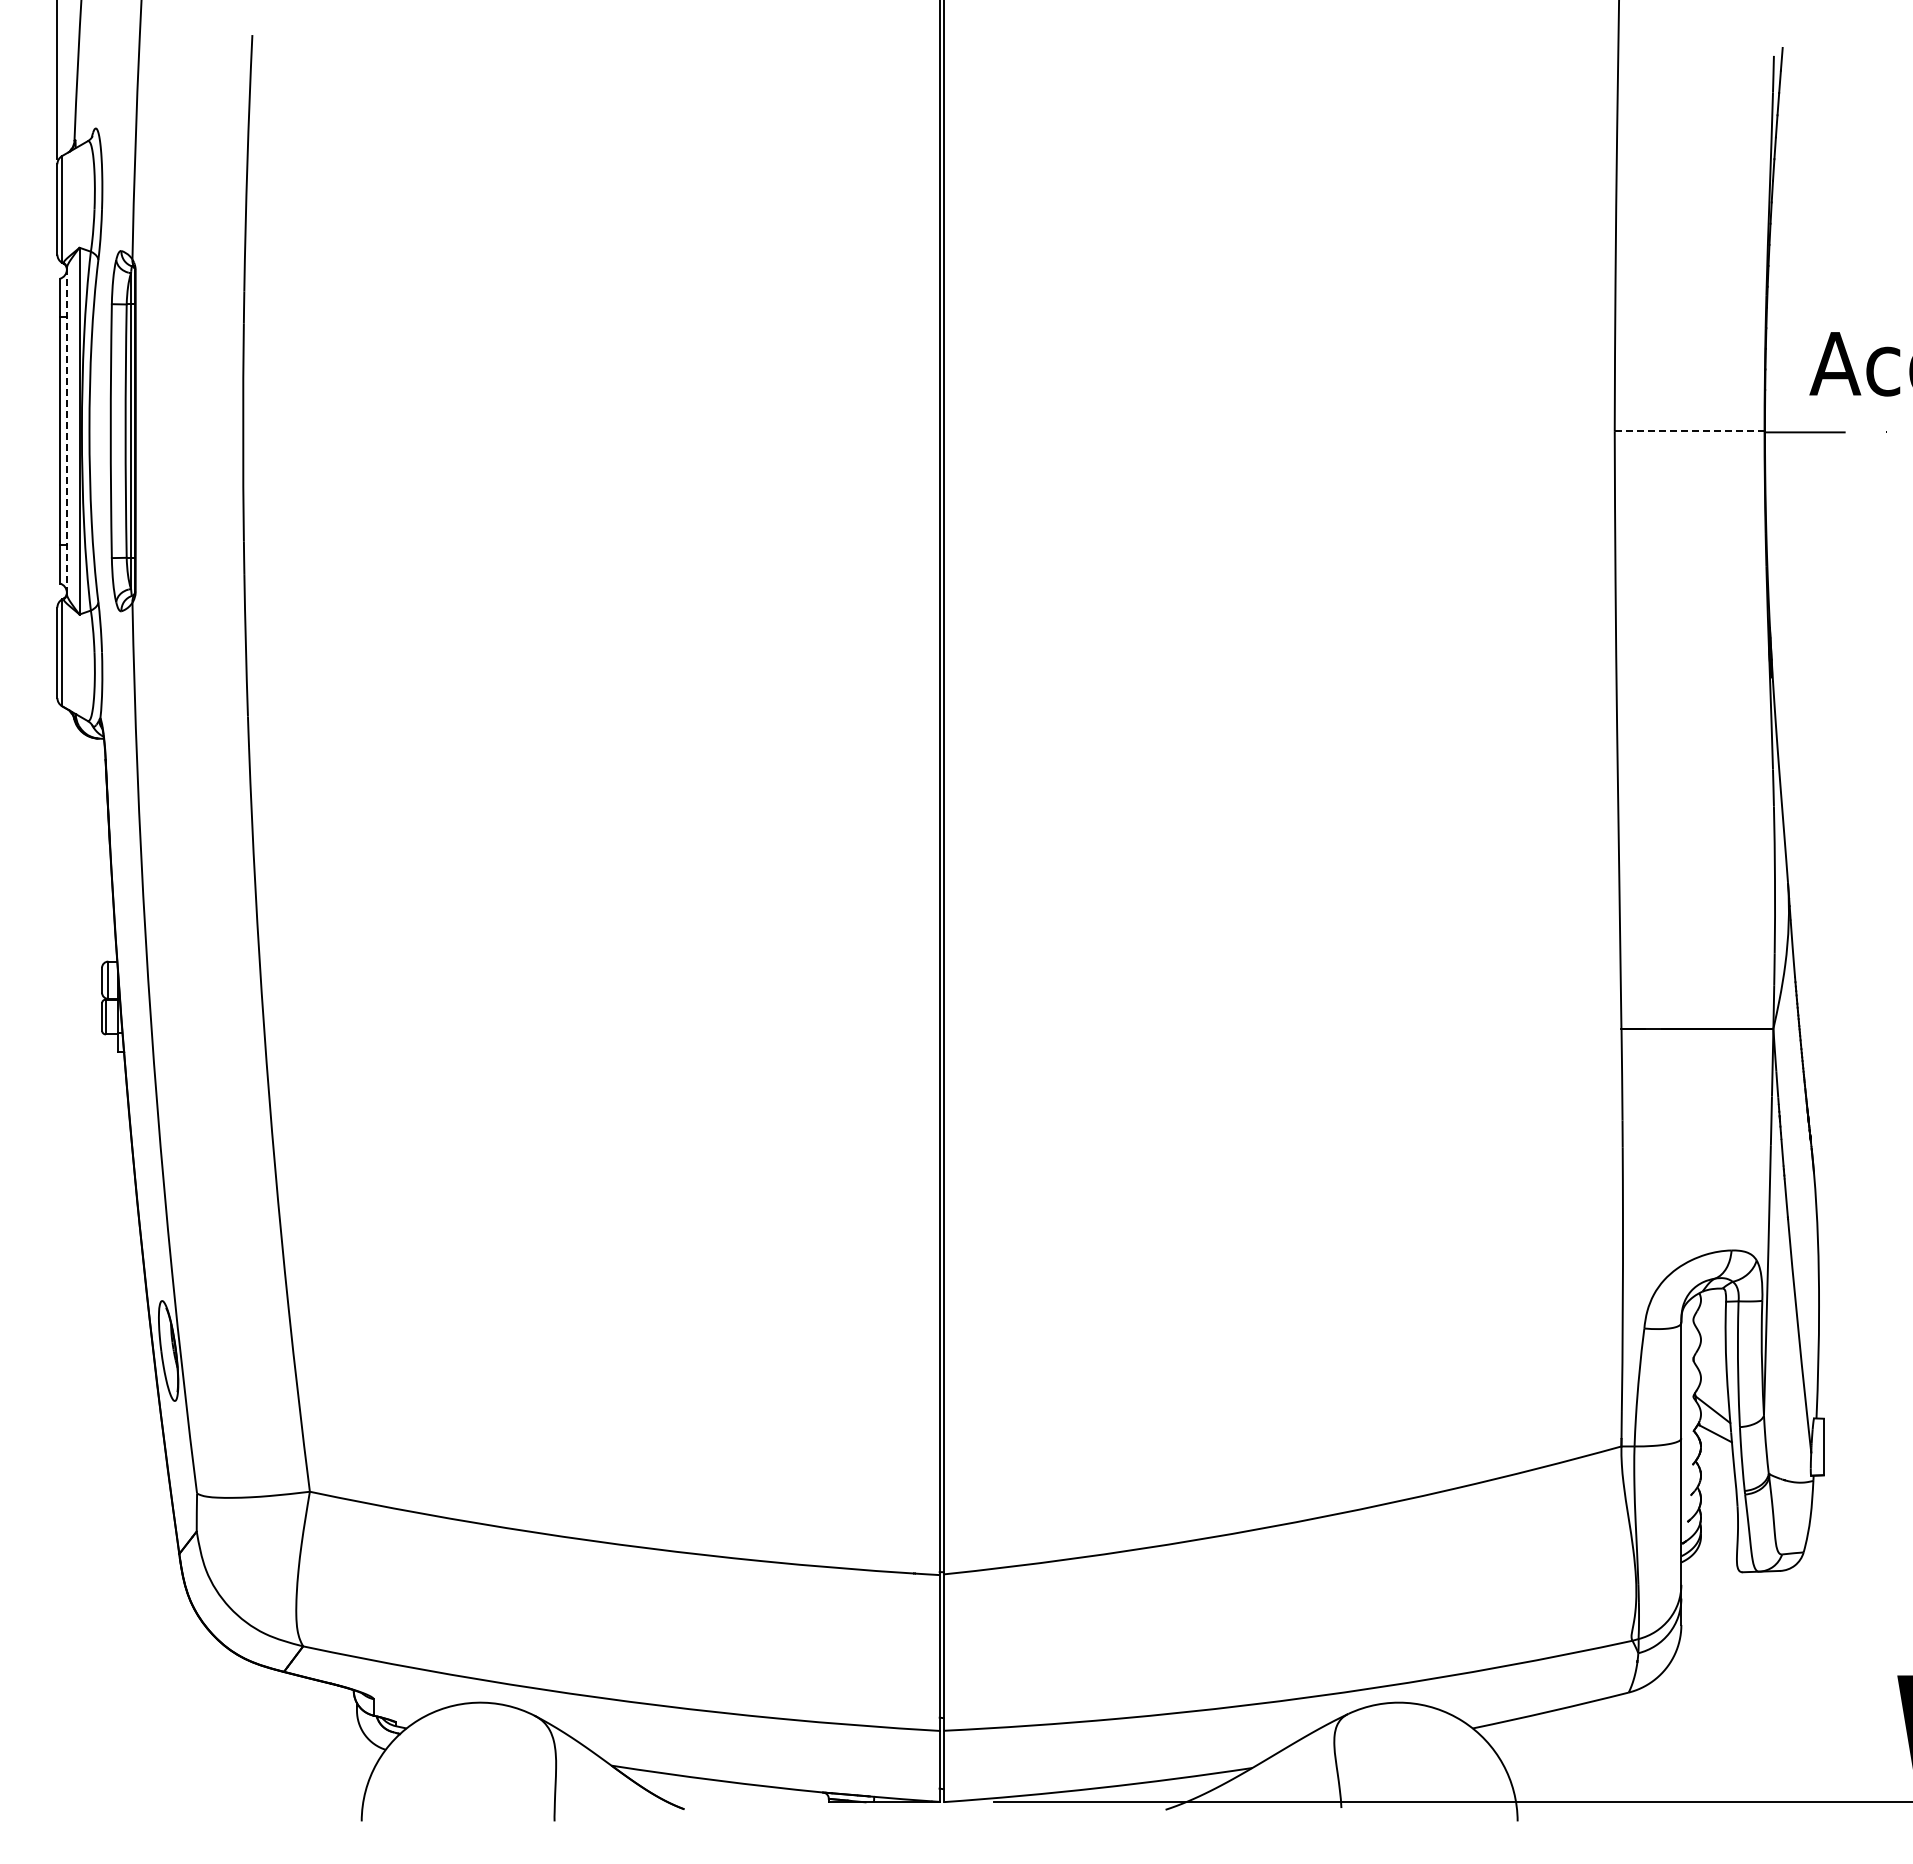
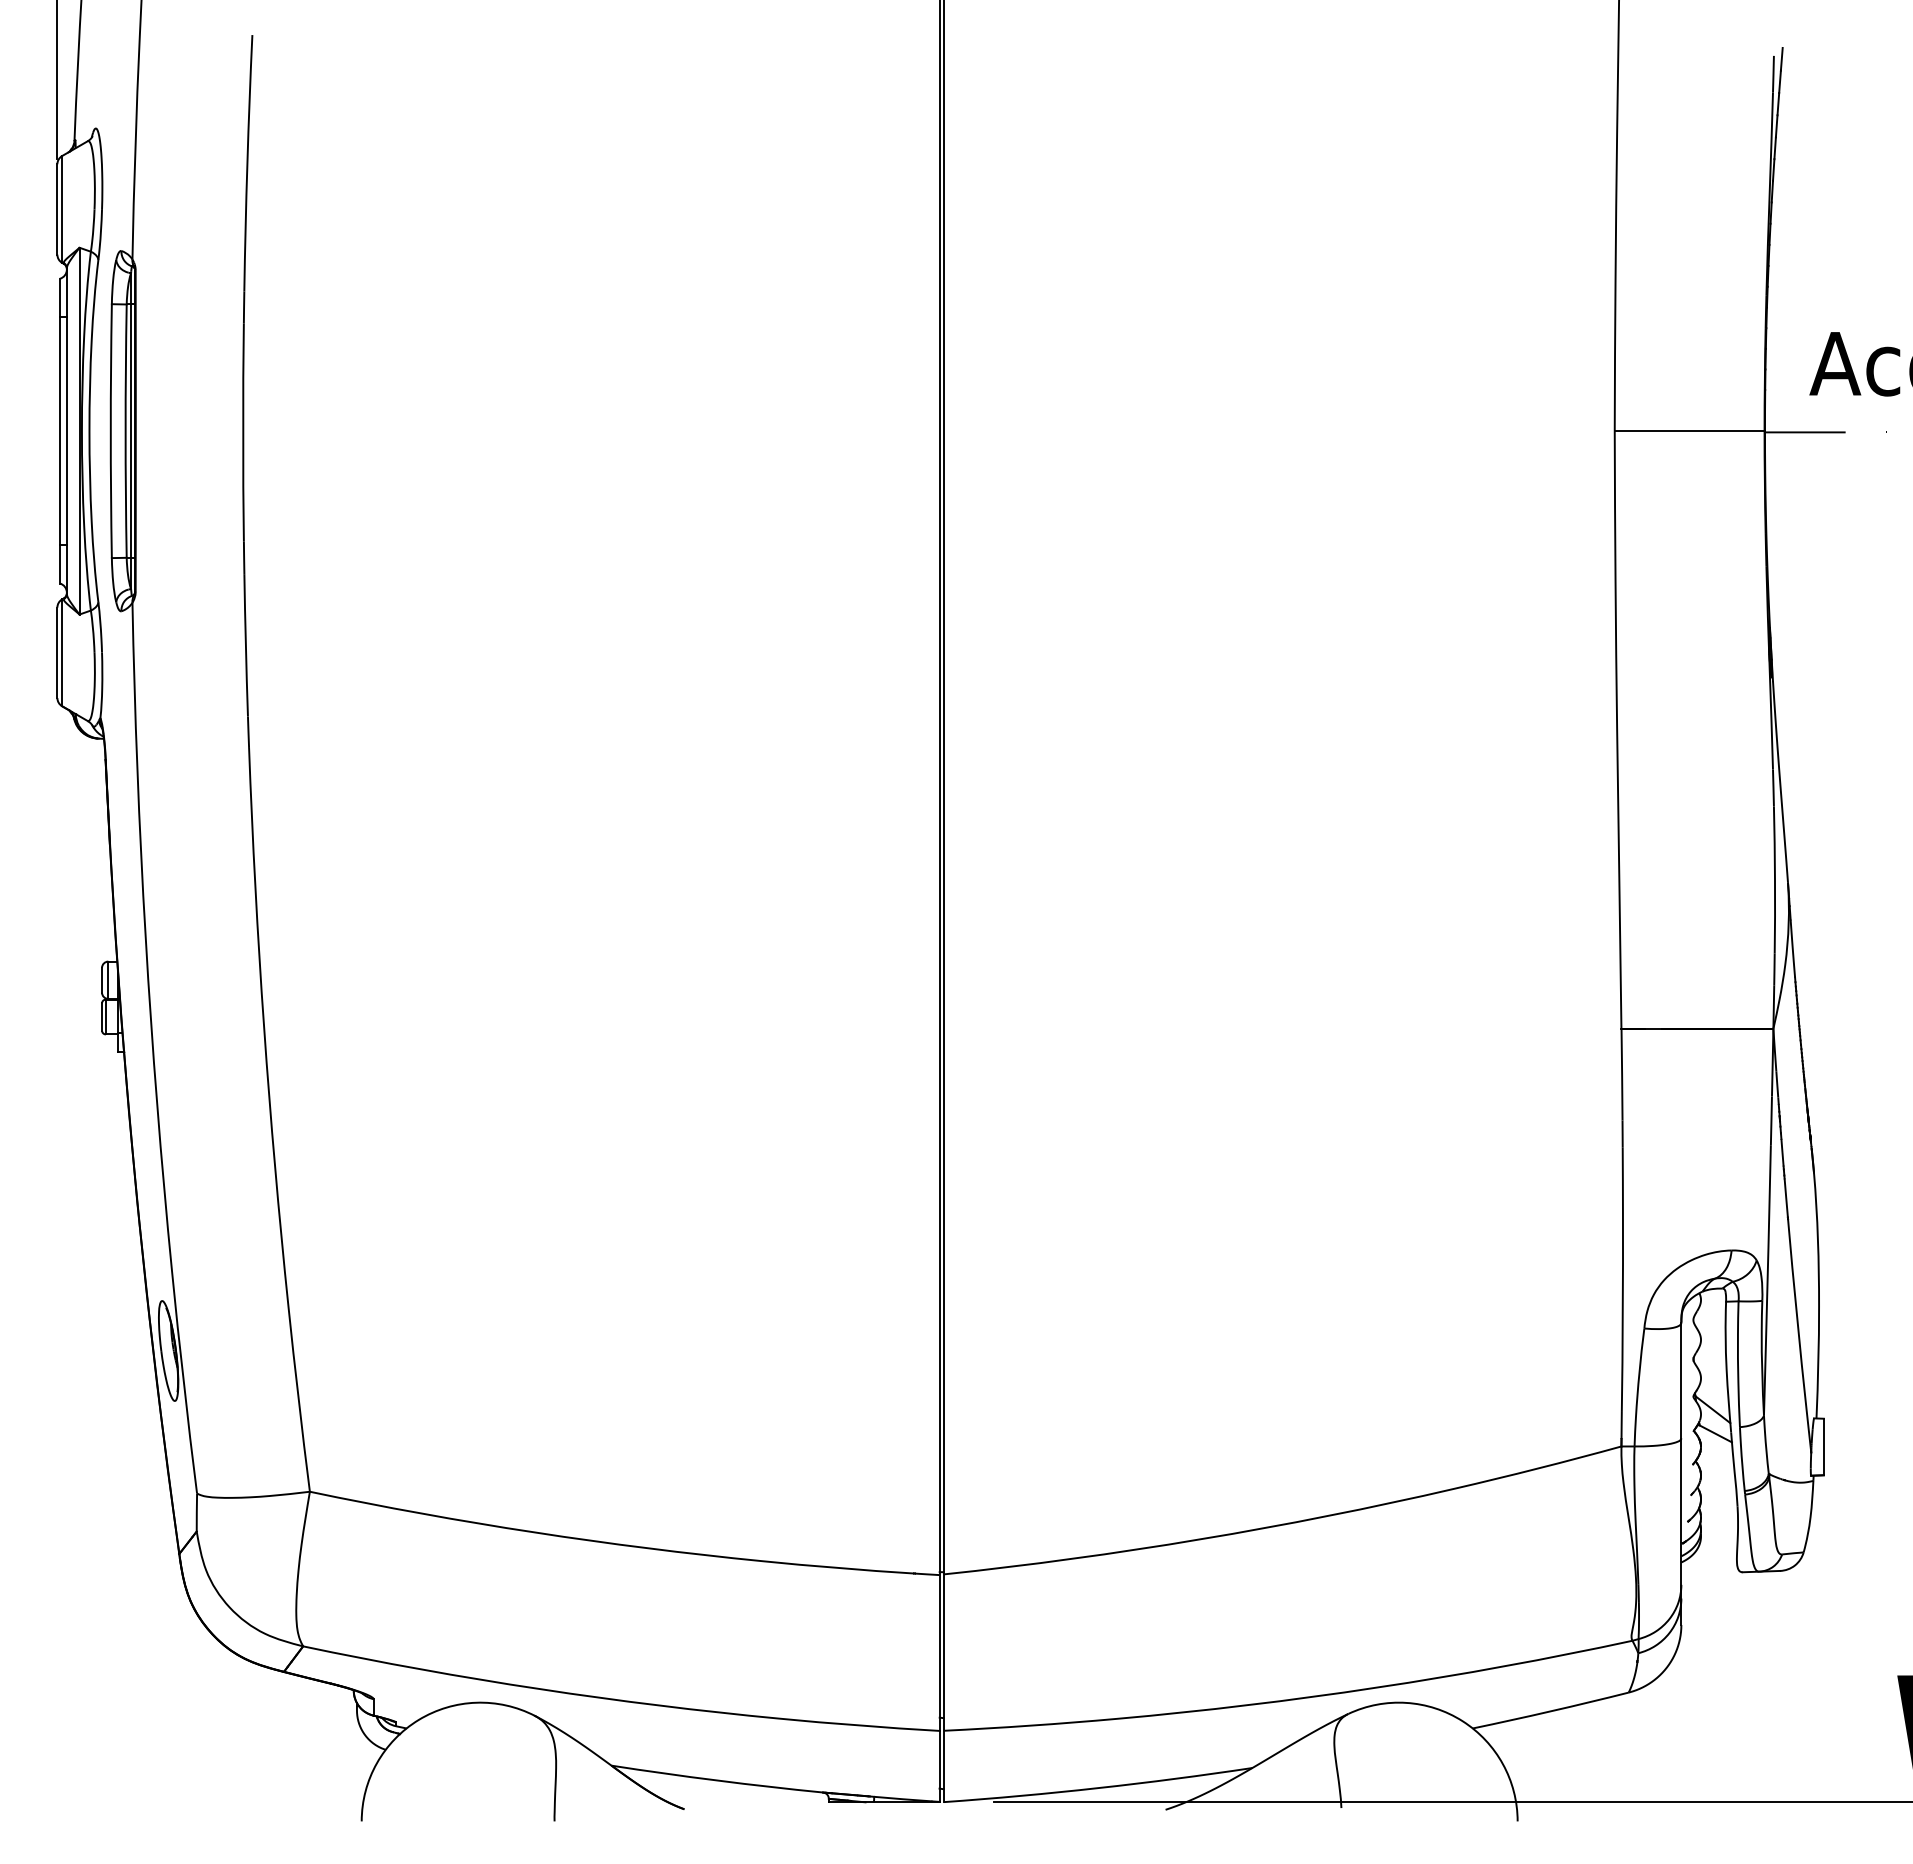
line: dashed -> solid (66, 431)
line: dashed -> solid (1689, 431)
